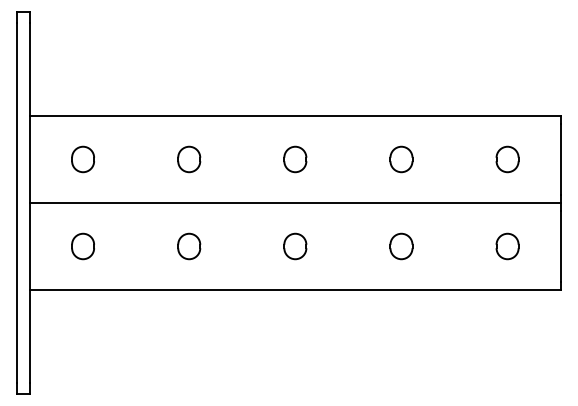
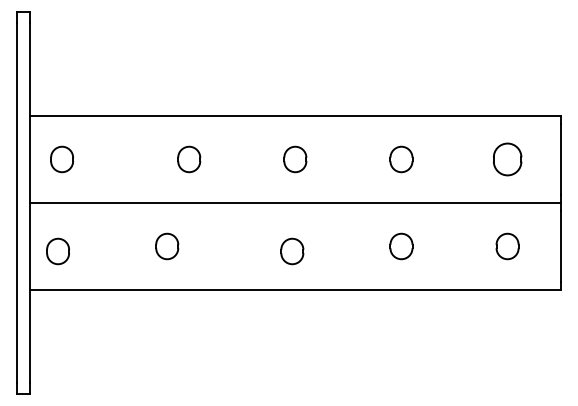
part position: (82, 159) -> (61, 159) (61, 159)
part size: 25x29 px -> 30x35 px (507, 159)
part position: (82, 246) -> (57, 251) (57, 251)
part position: (189, 246) -> (167, 246) (167, 246)
part position: (295, 246) -> (292, 251) (292, 251)
